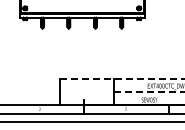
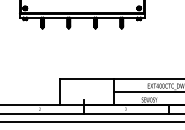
line: dashed -> solid (122, 79)
line: dashed -> solid (149, 92)
